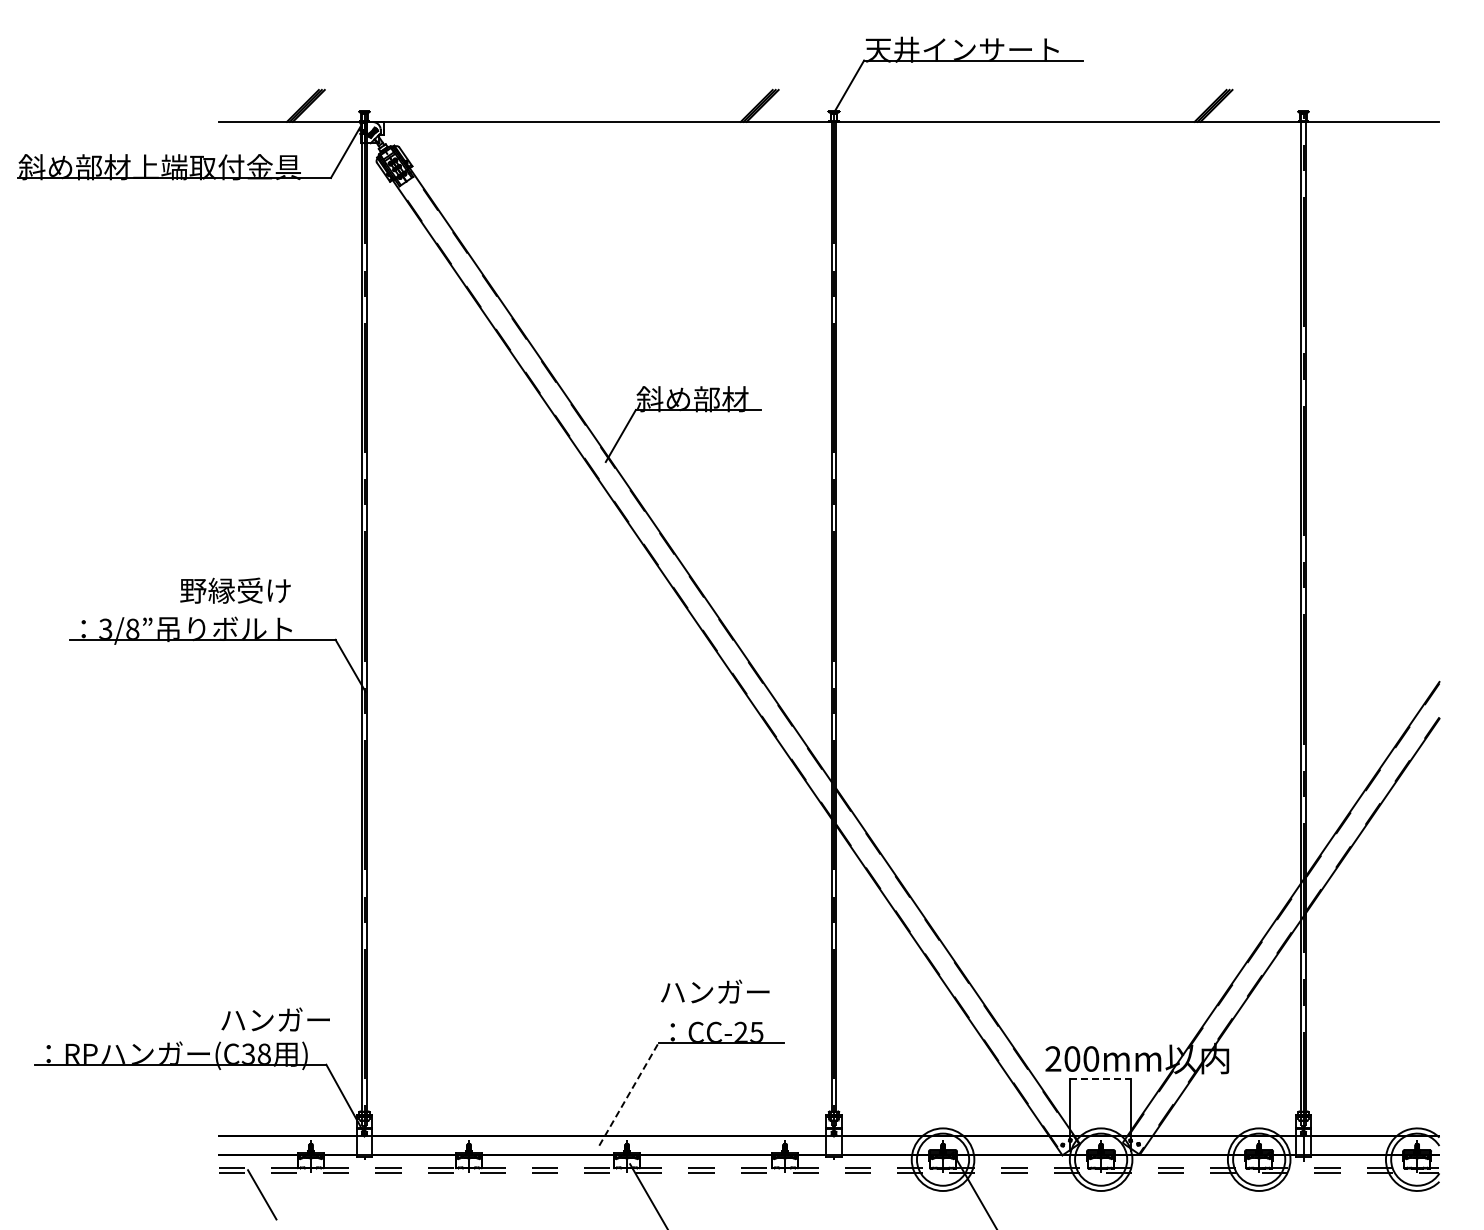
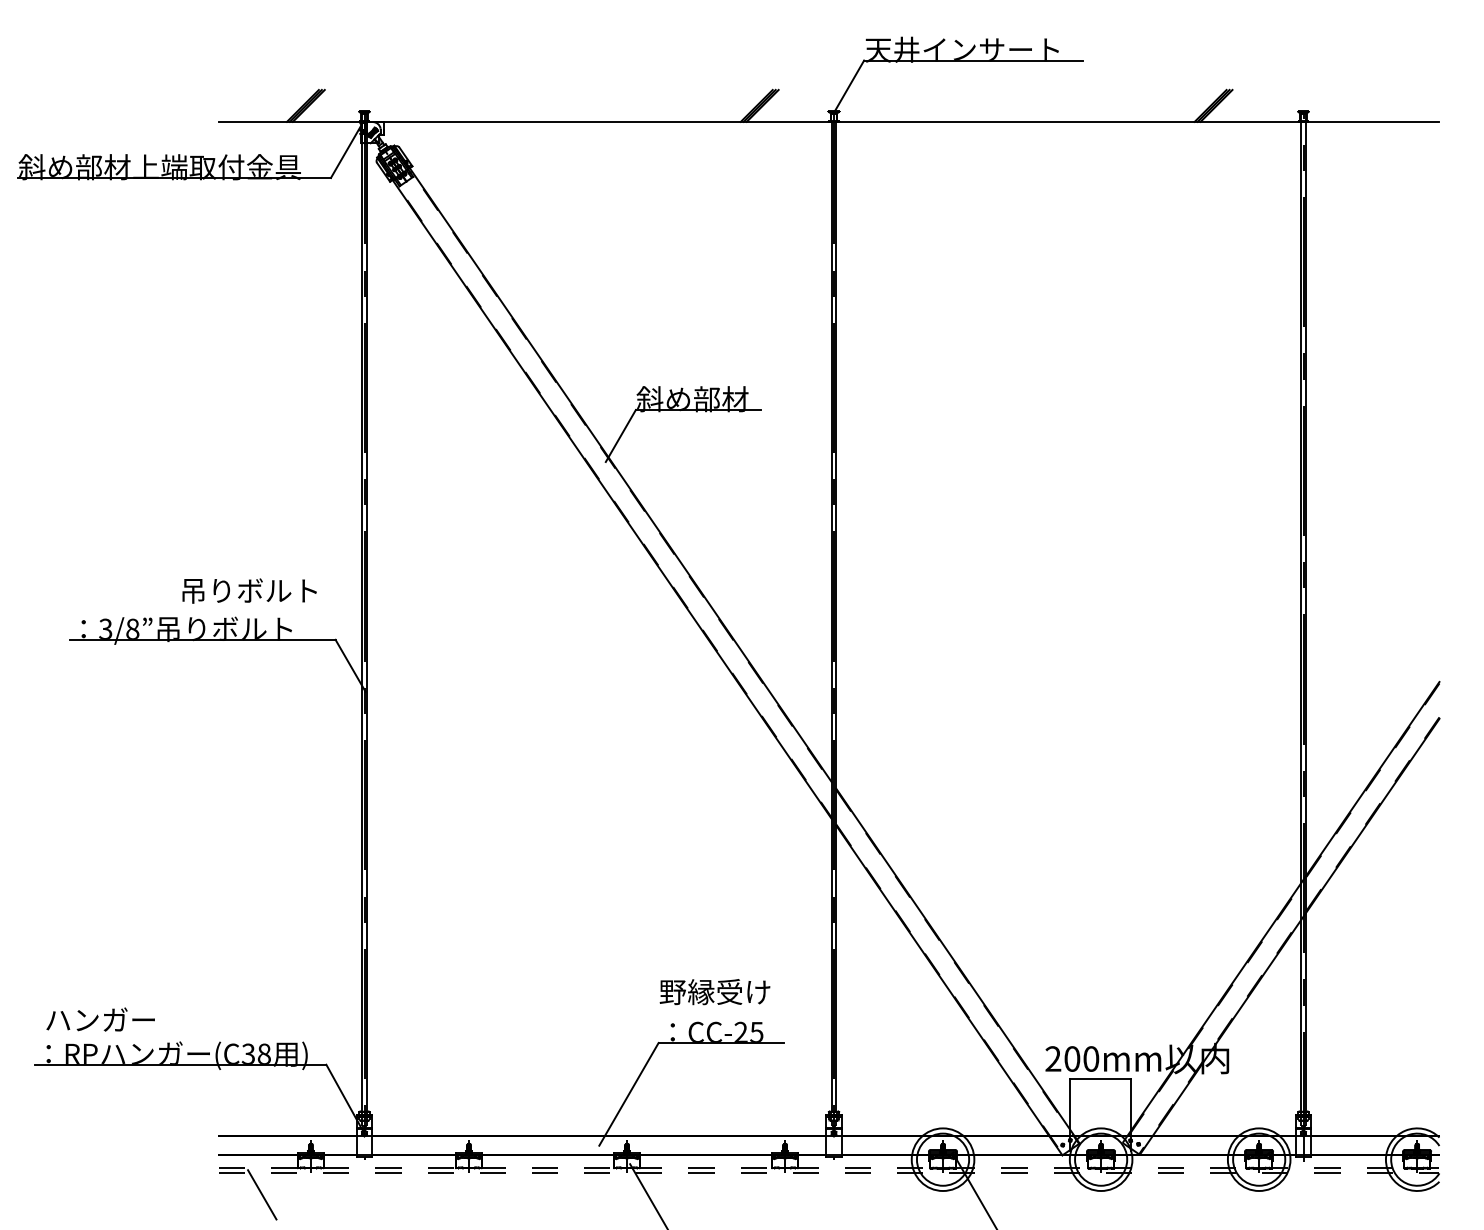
text: 野縁受け -> 吊りボルト (248, 590)
text: ハンガー -> 野縁受け (714, 992)
text position: (275, 1019) -> (100, 1019) (100, 1019)
line: dashed -> solid (1100, 1079)
line: dashed -> solid (629, 1093)
